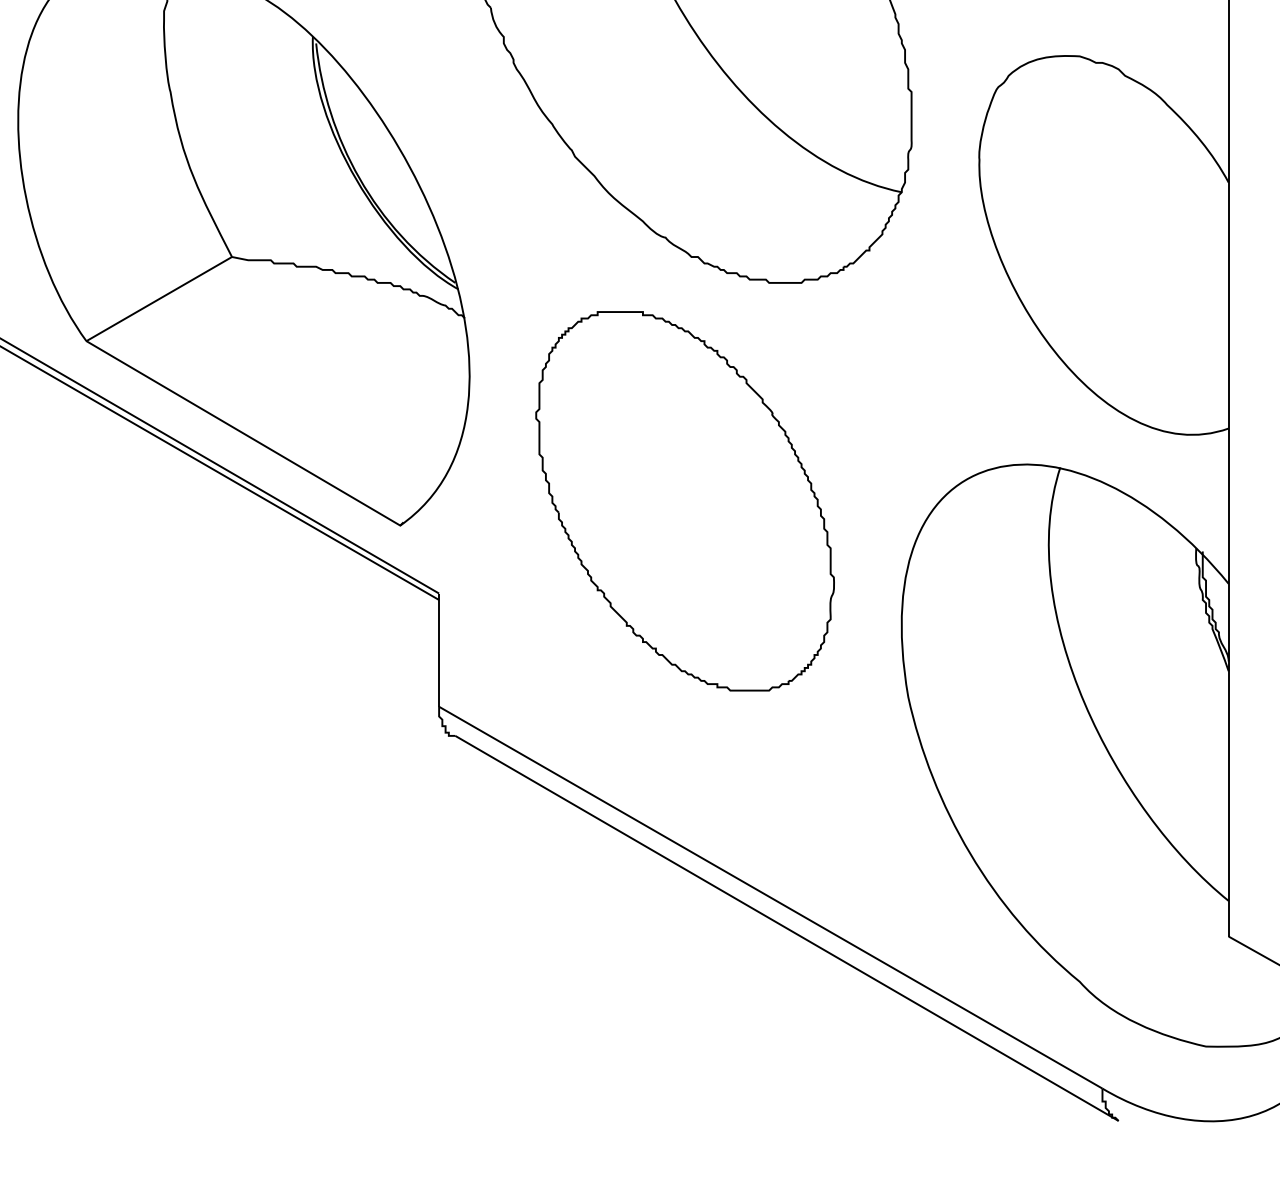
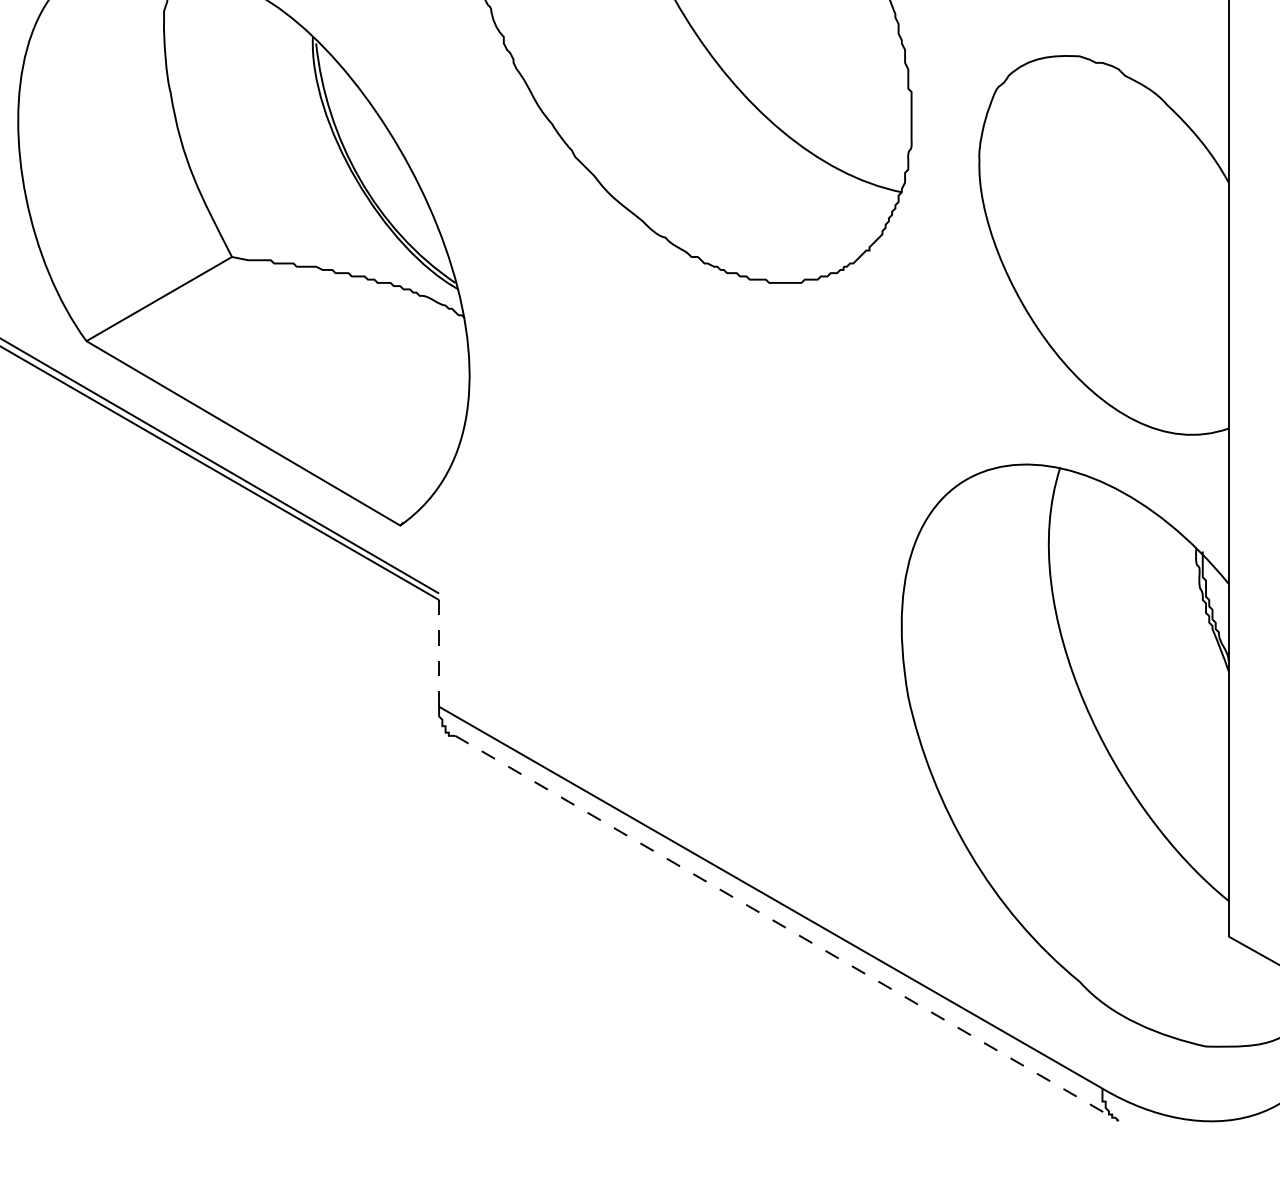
part: present -> none (684, 501)
line: solid -> dashed (439, 650)
line: solid -> dashed (786, 928)
